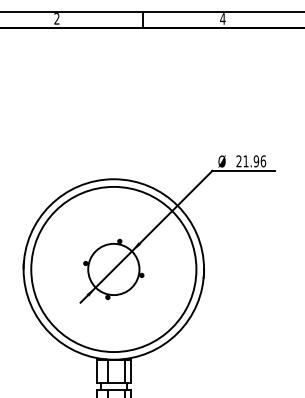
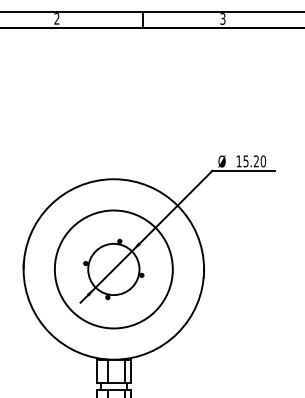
text: 4 -> 3 (222, 18)
text: 21.96 -> 15.20 (251, 161)
circle diameter: 165 px -> 118 px (113, 269)
